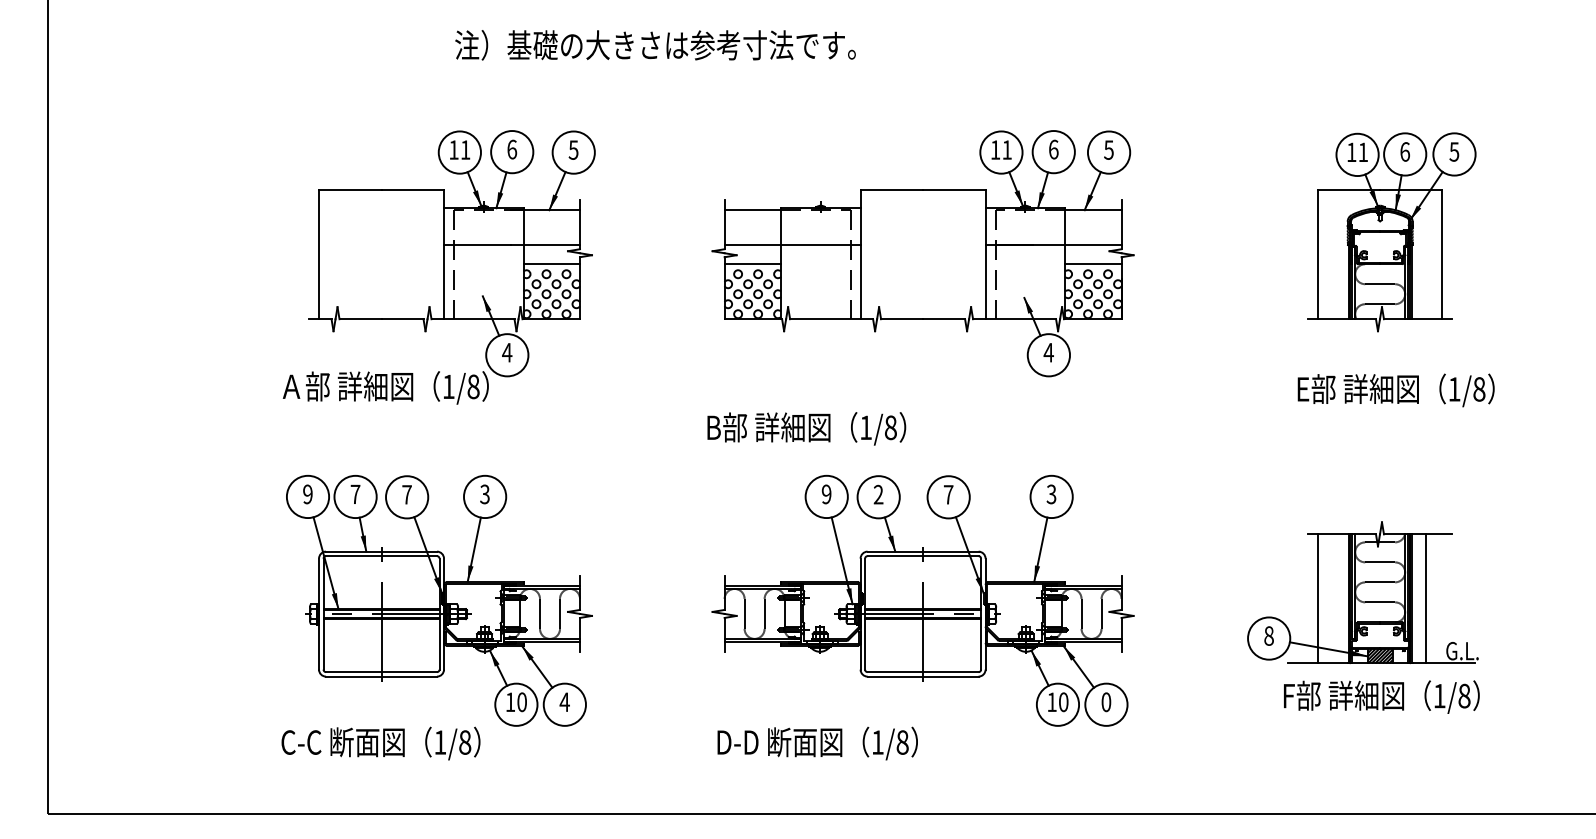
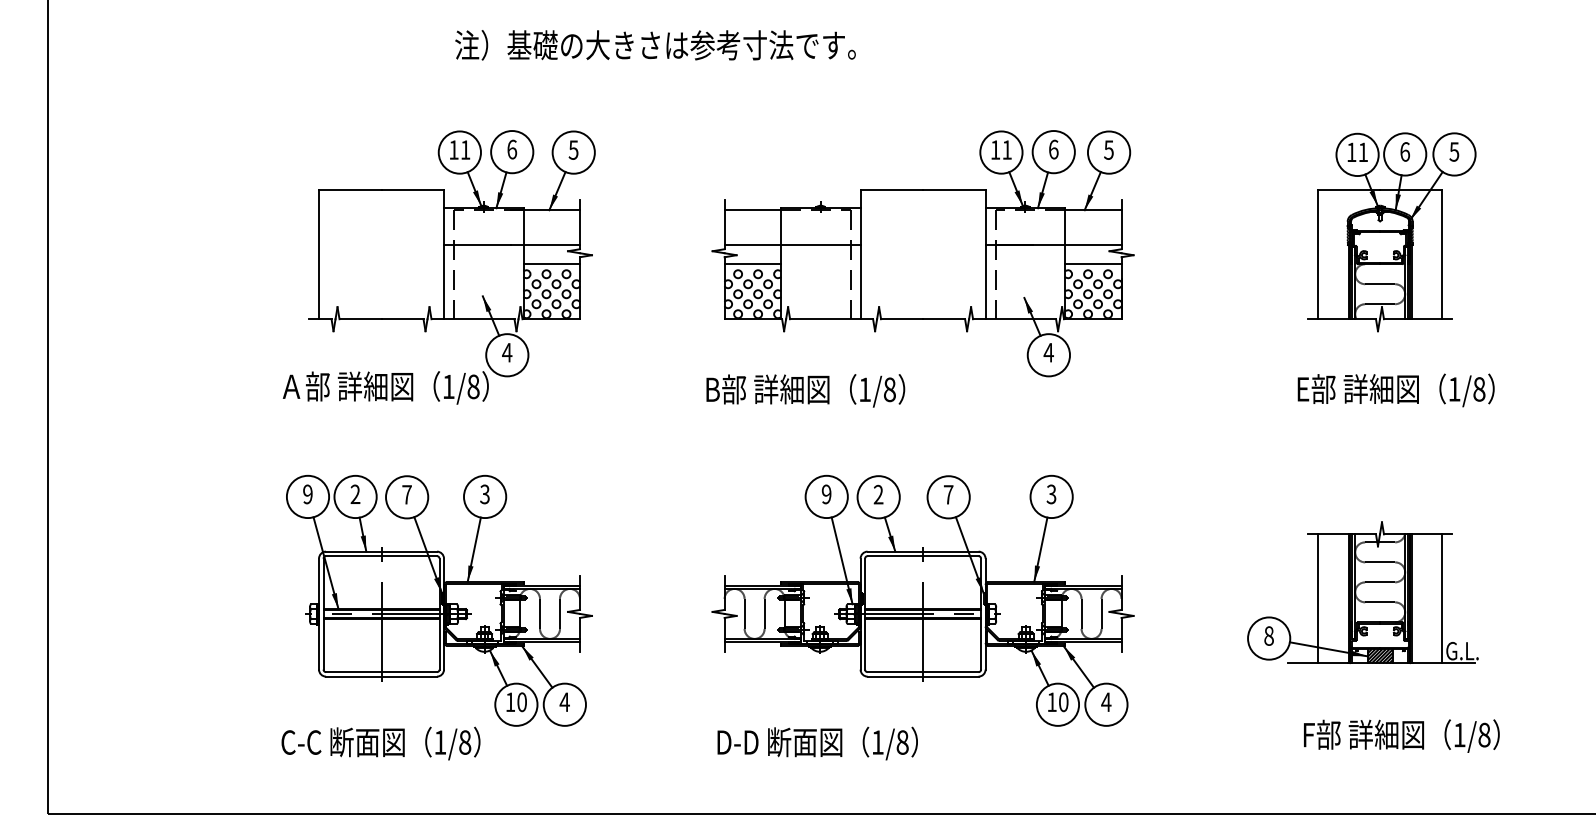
text position: (806, 428) -> (805, 390) (805, 390)
text: 7 -> 2 (355, 493)
line position: (1426, 598) -> (1442, 598) (1442, 598)
text position: (1381, 696) -> (1401, 735) (1401, 735)
text: 0 -> 4 (1106, 702)
